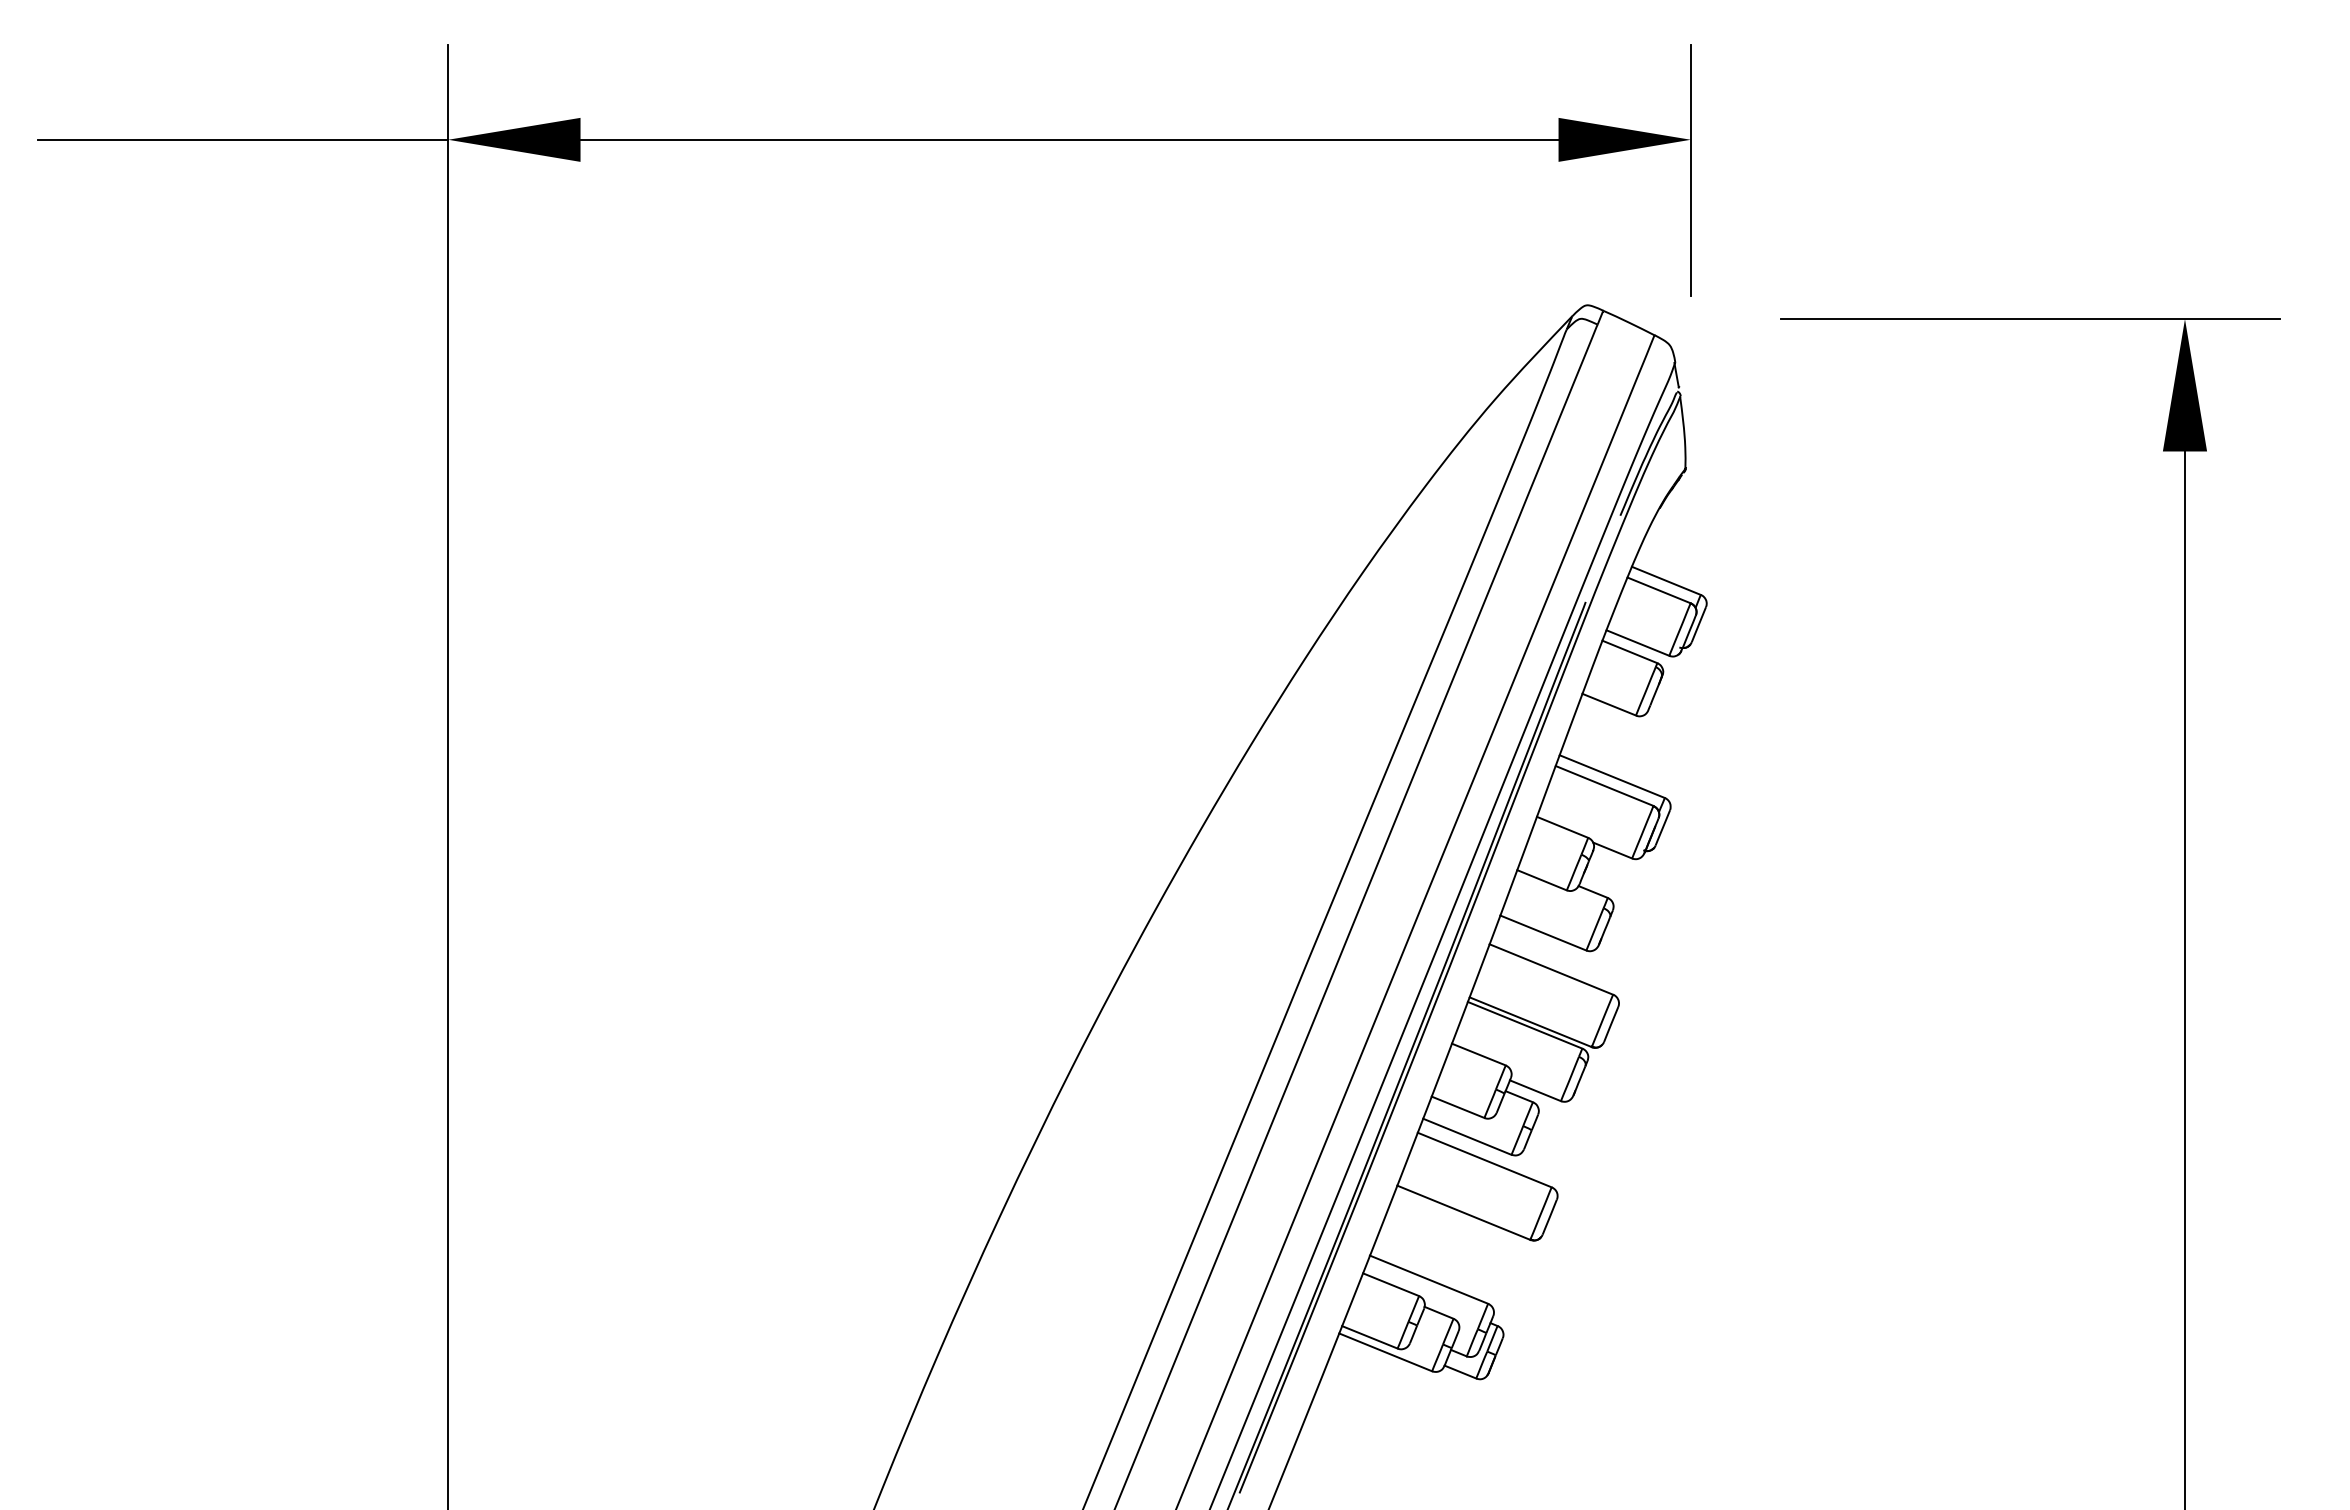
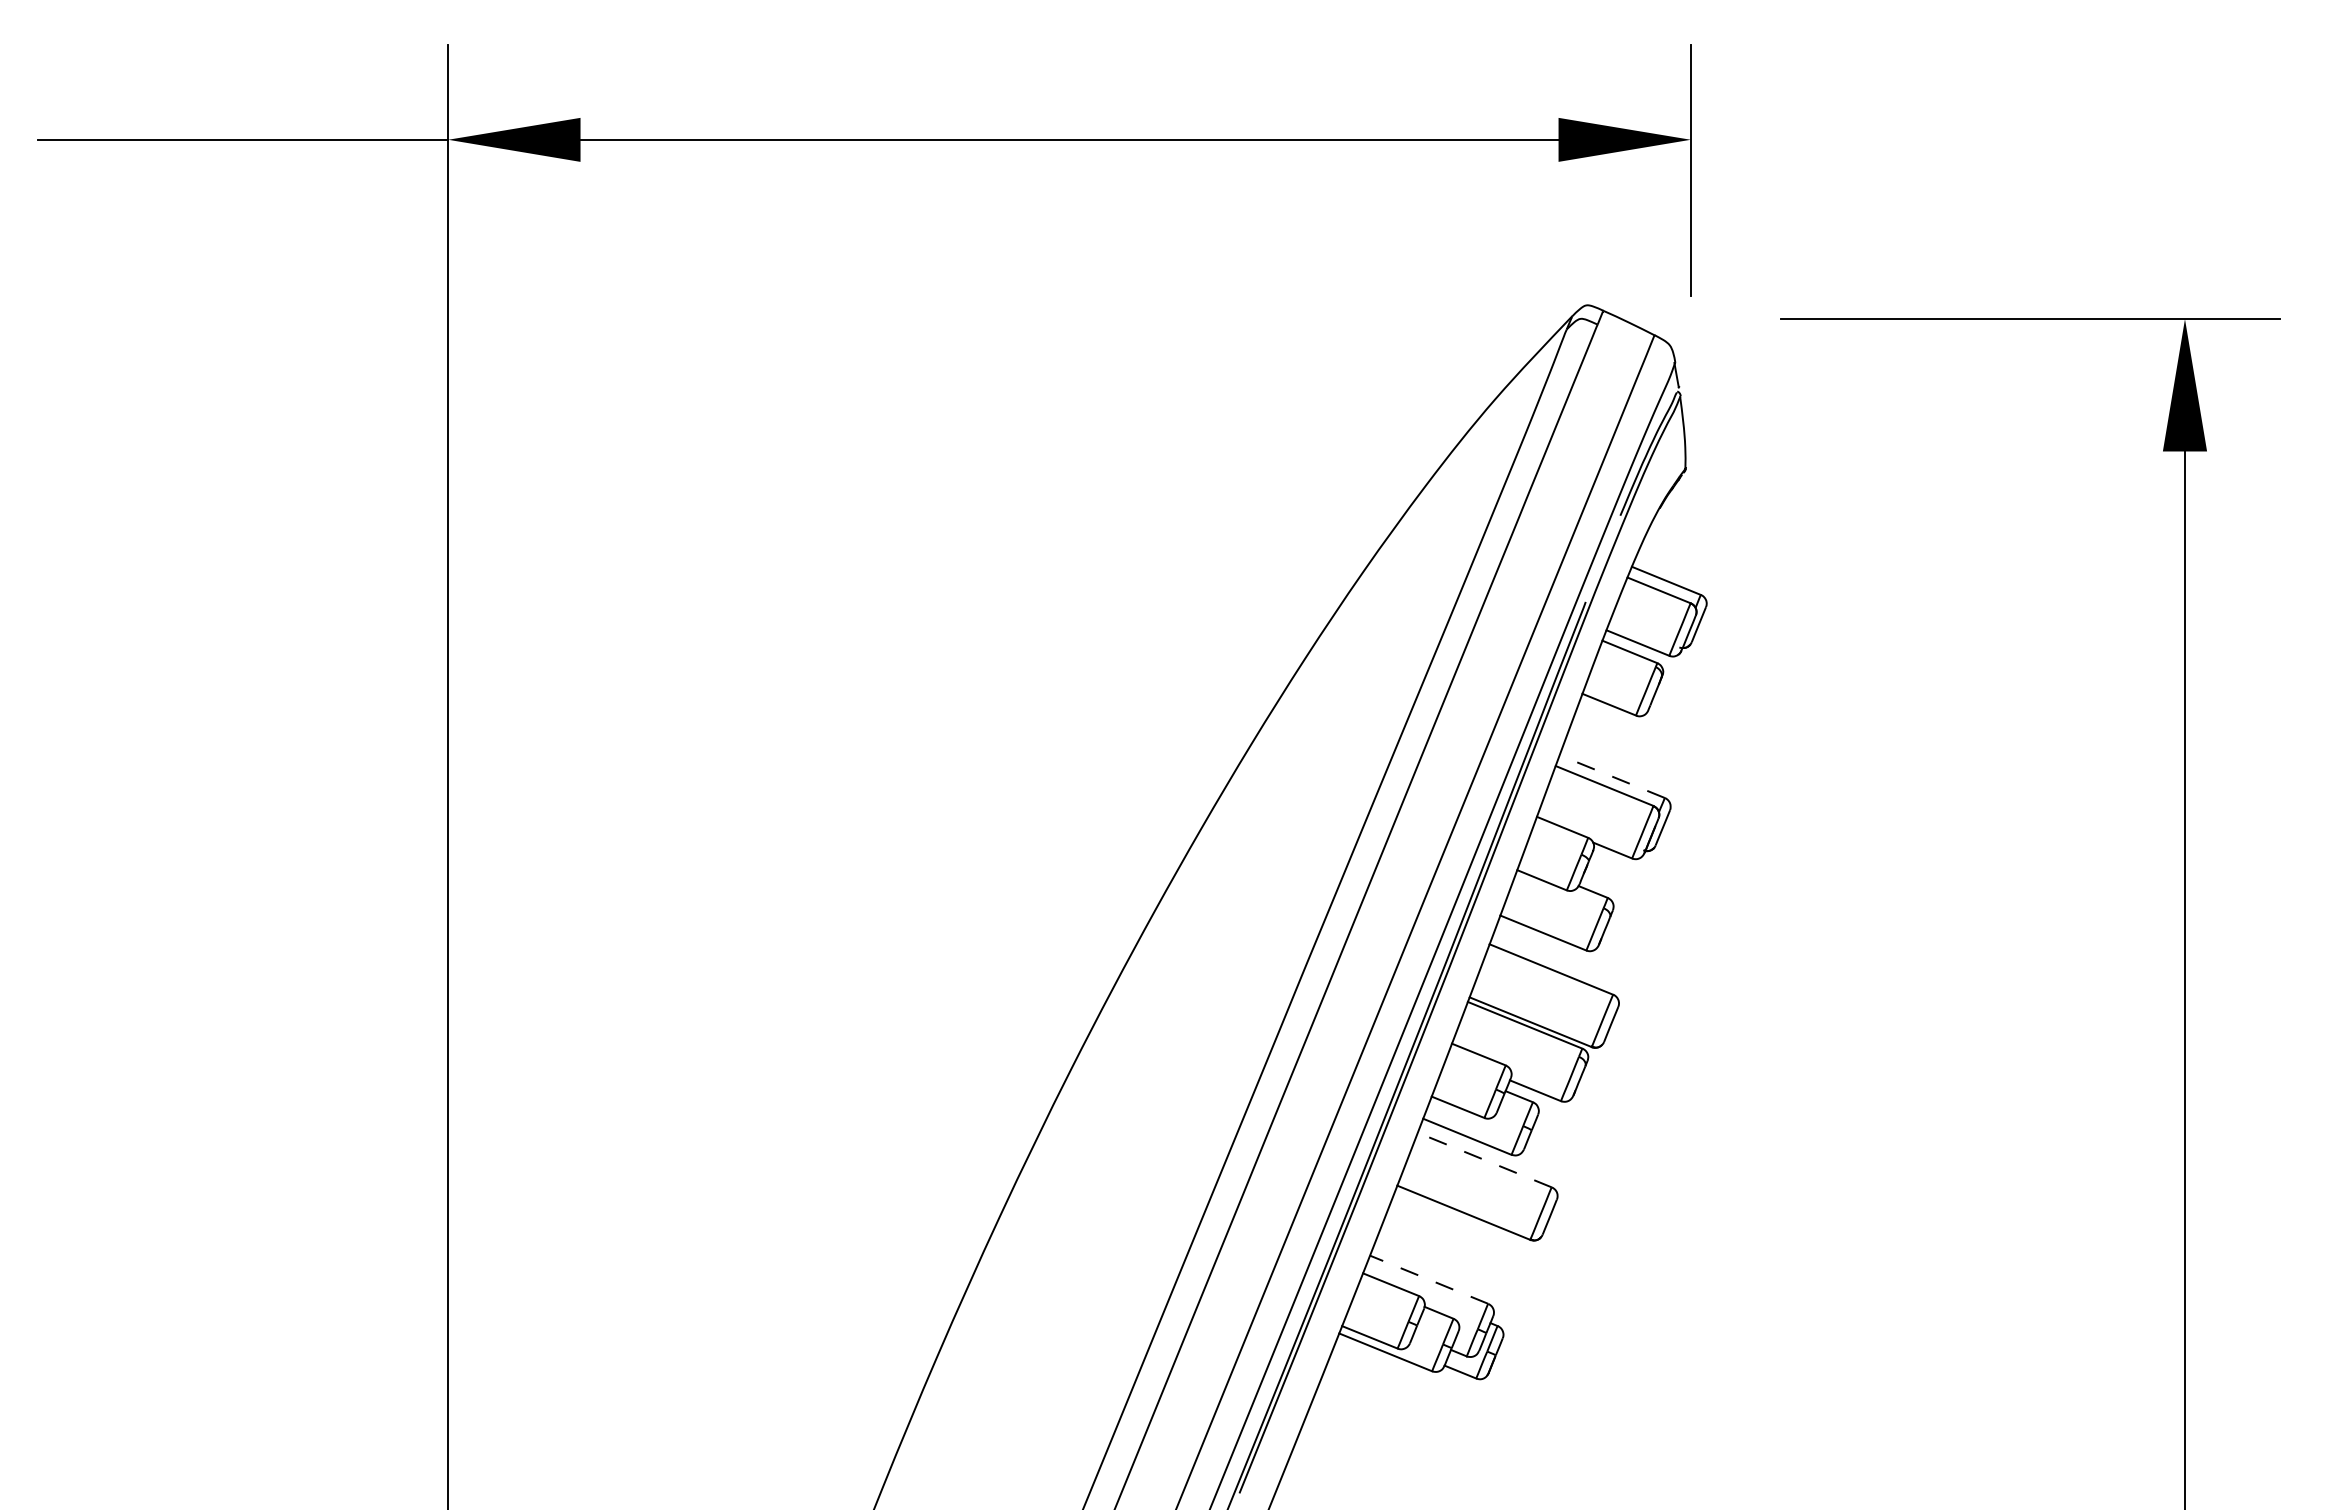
line: solid -> dashed (1612, 776)
line: solid -> dashed (1484, 1159)
line: solid -> dashed (1429, 1279)
